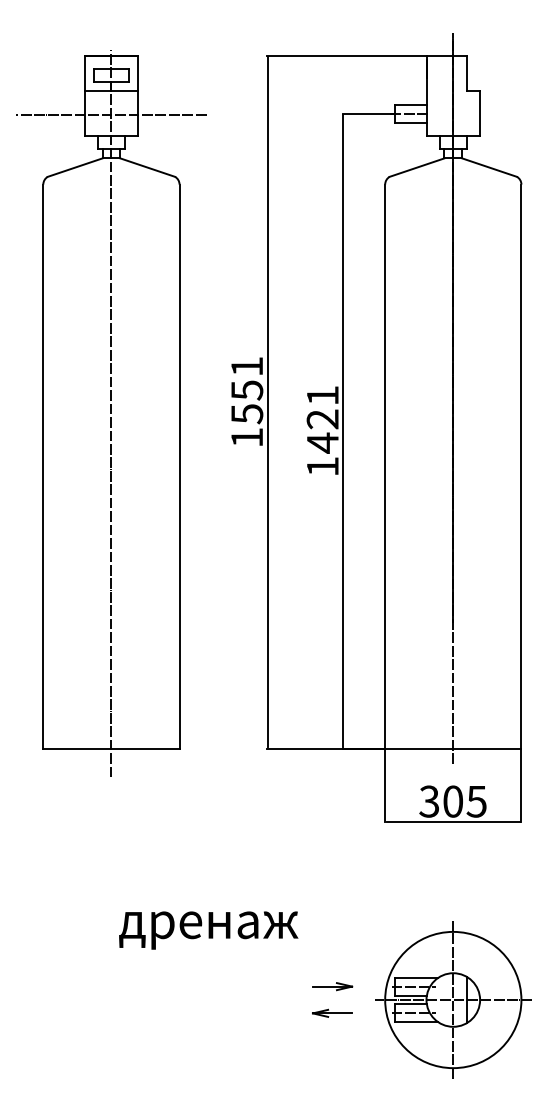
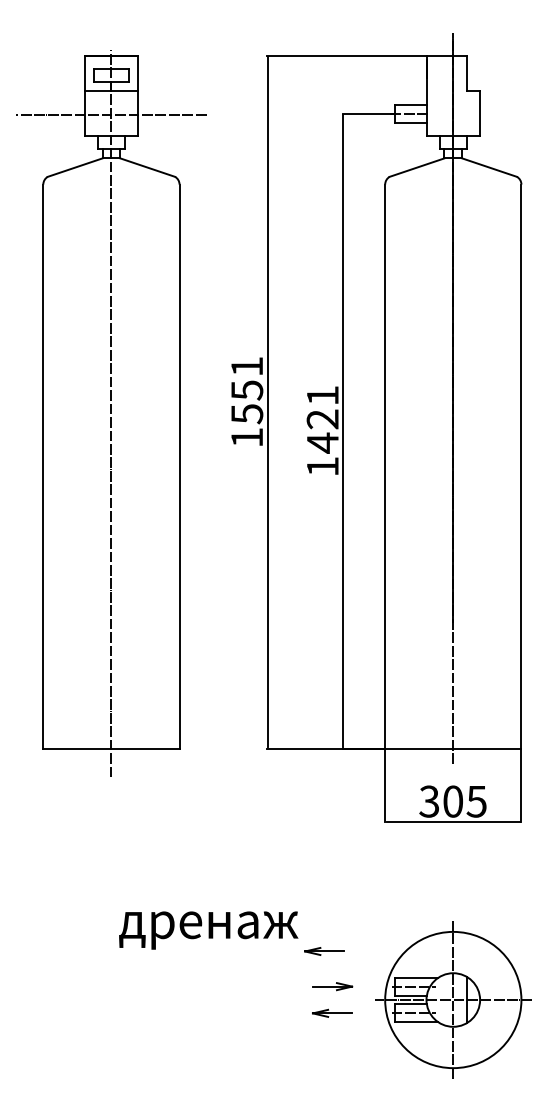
part: none -> present (324, 951)
